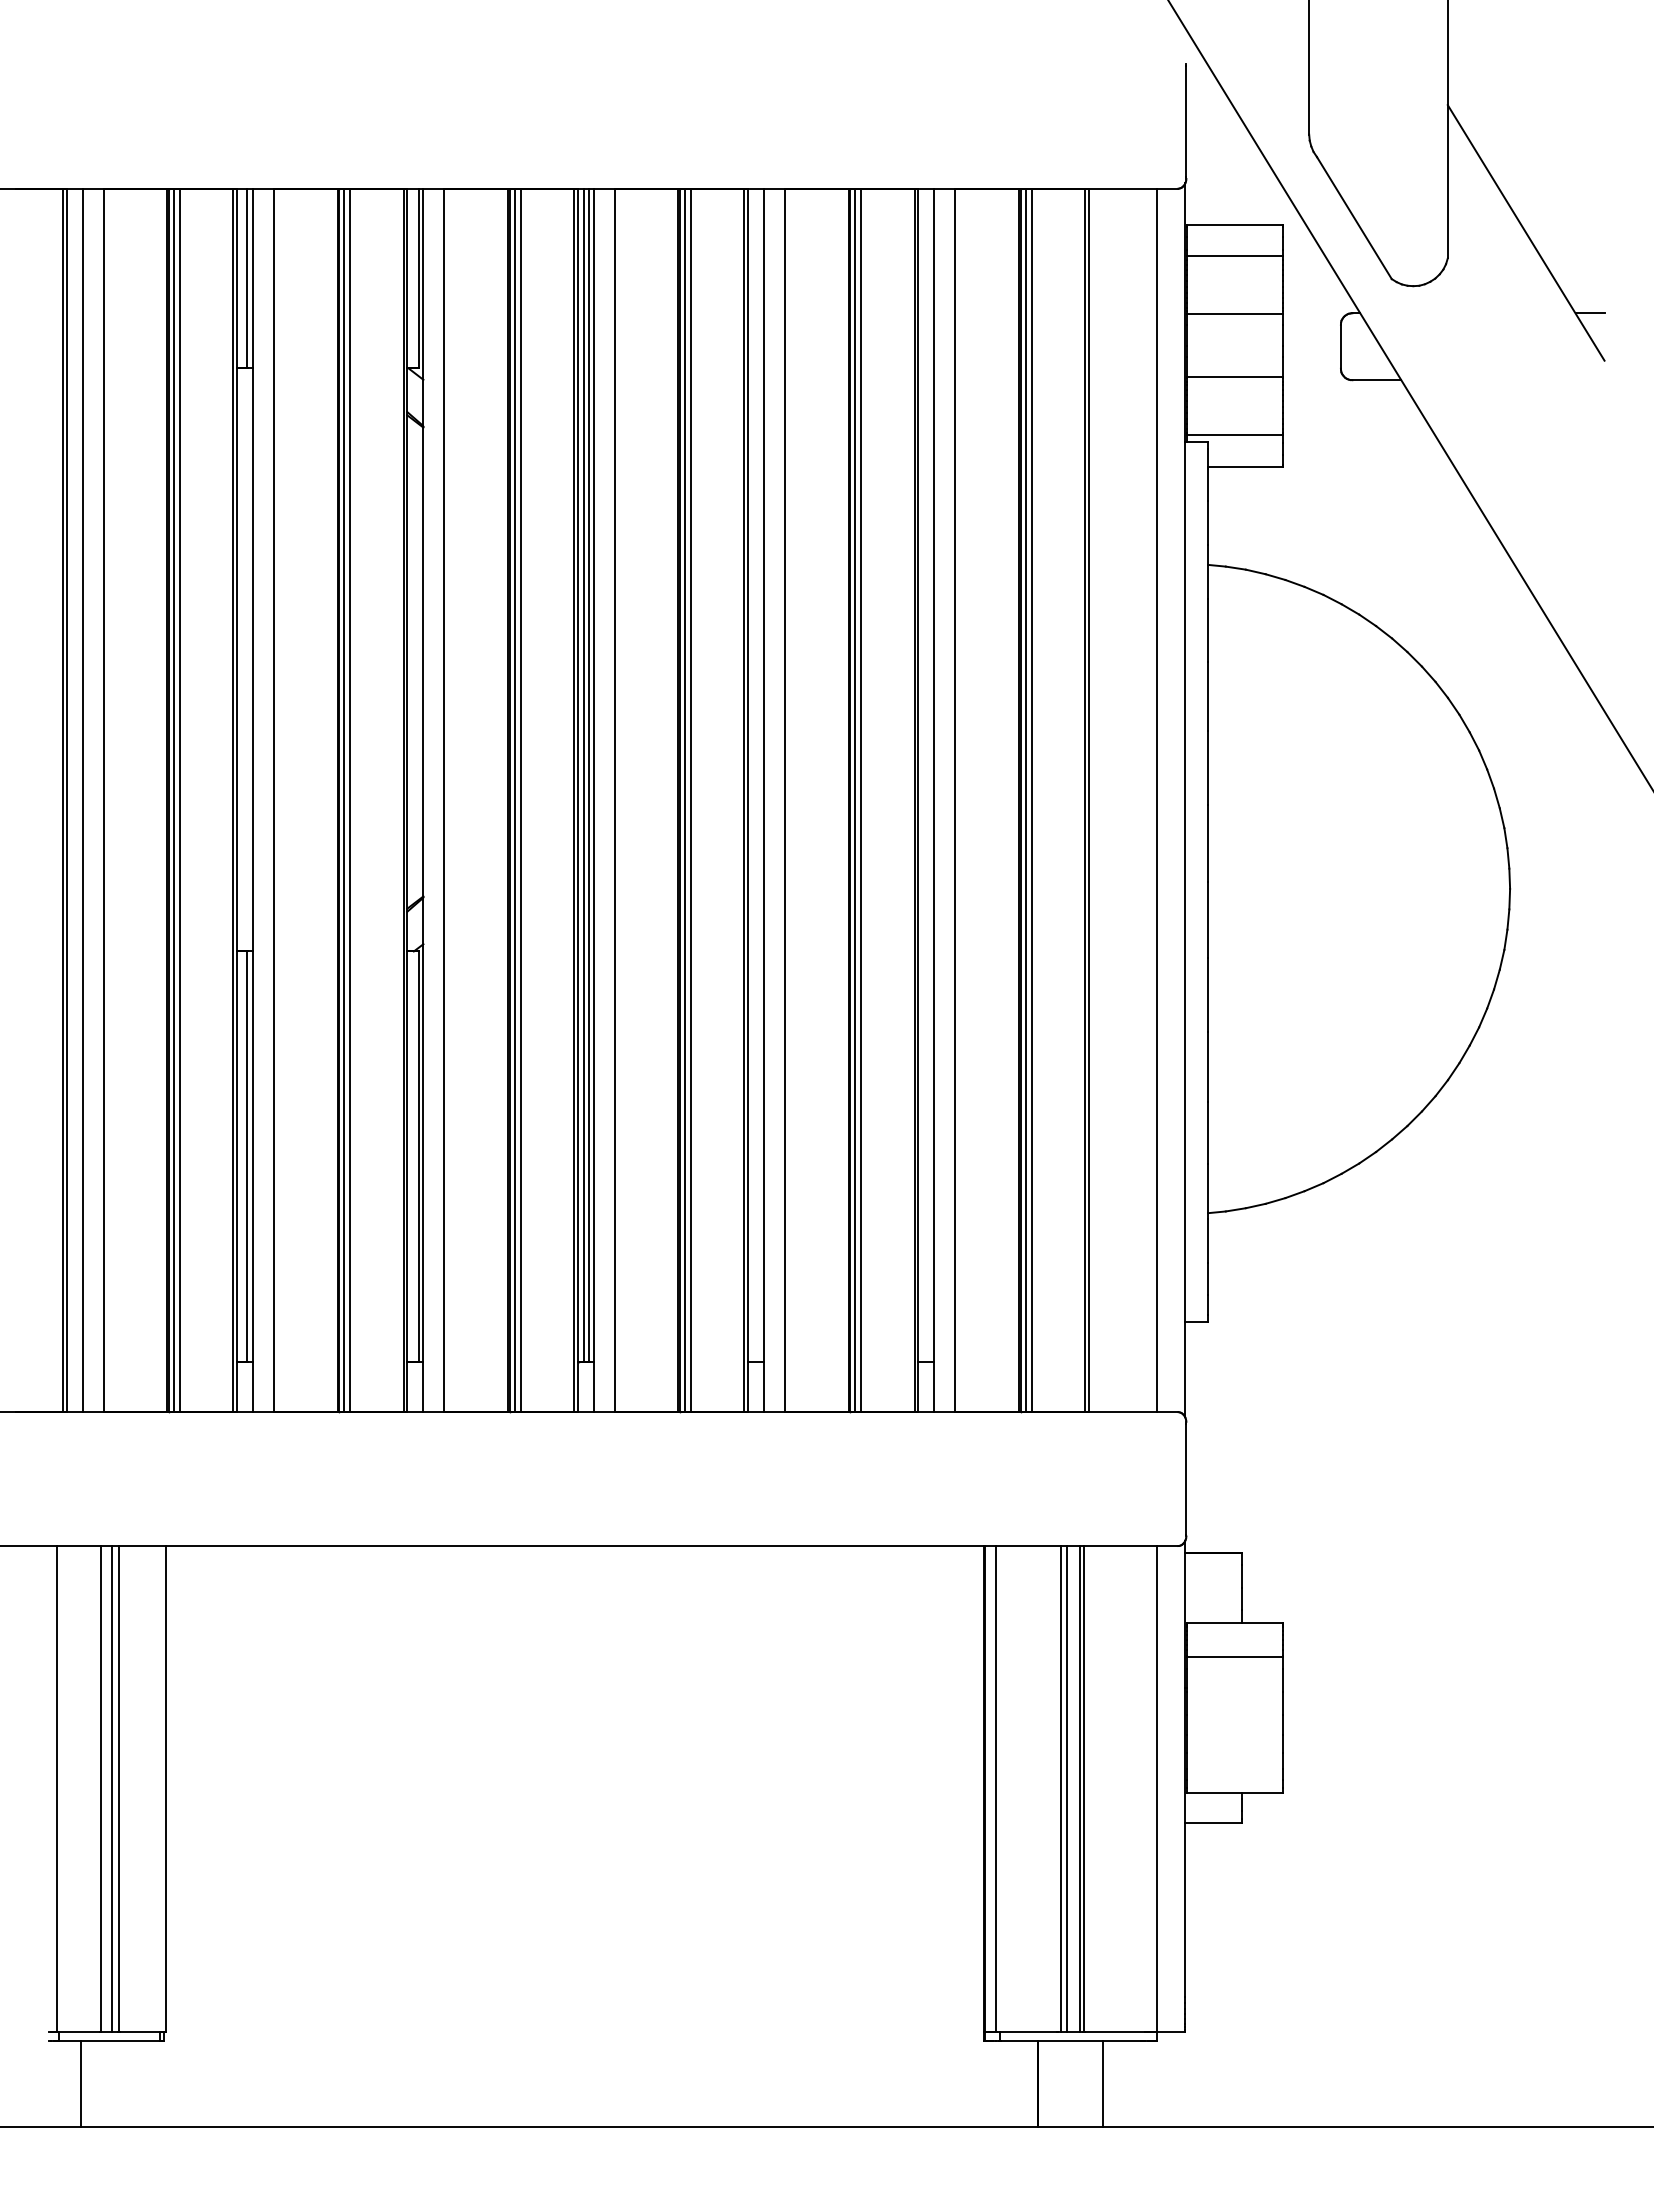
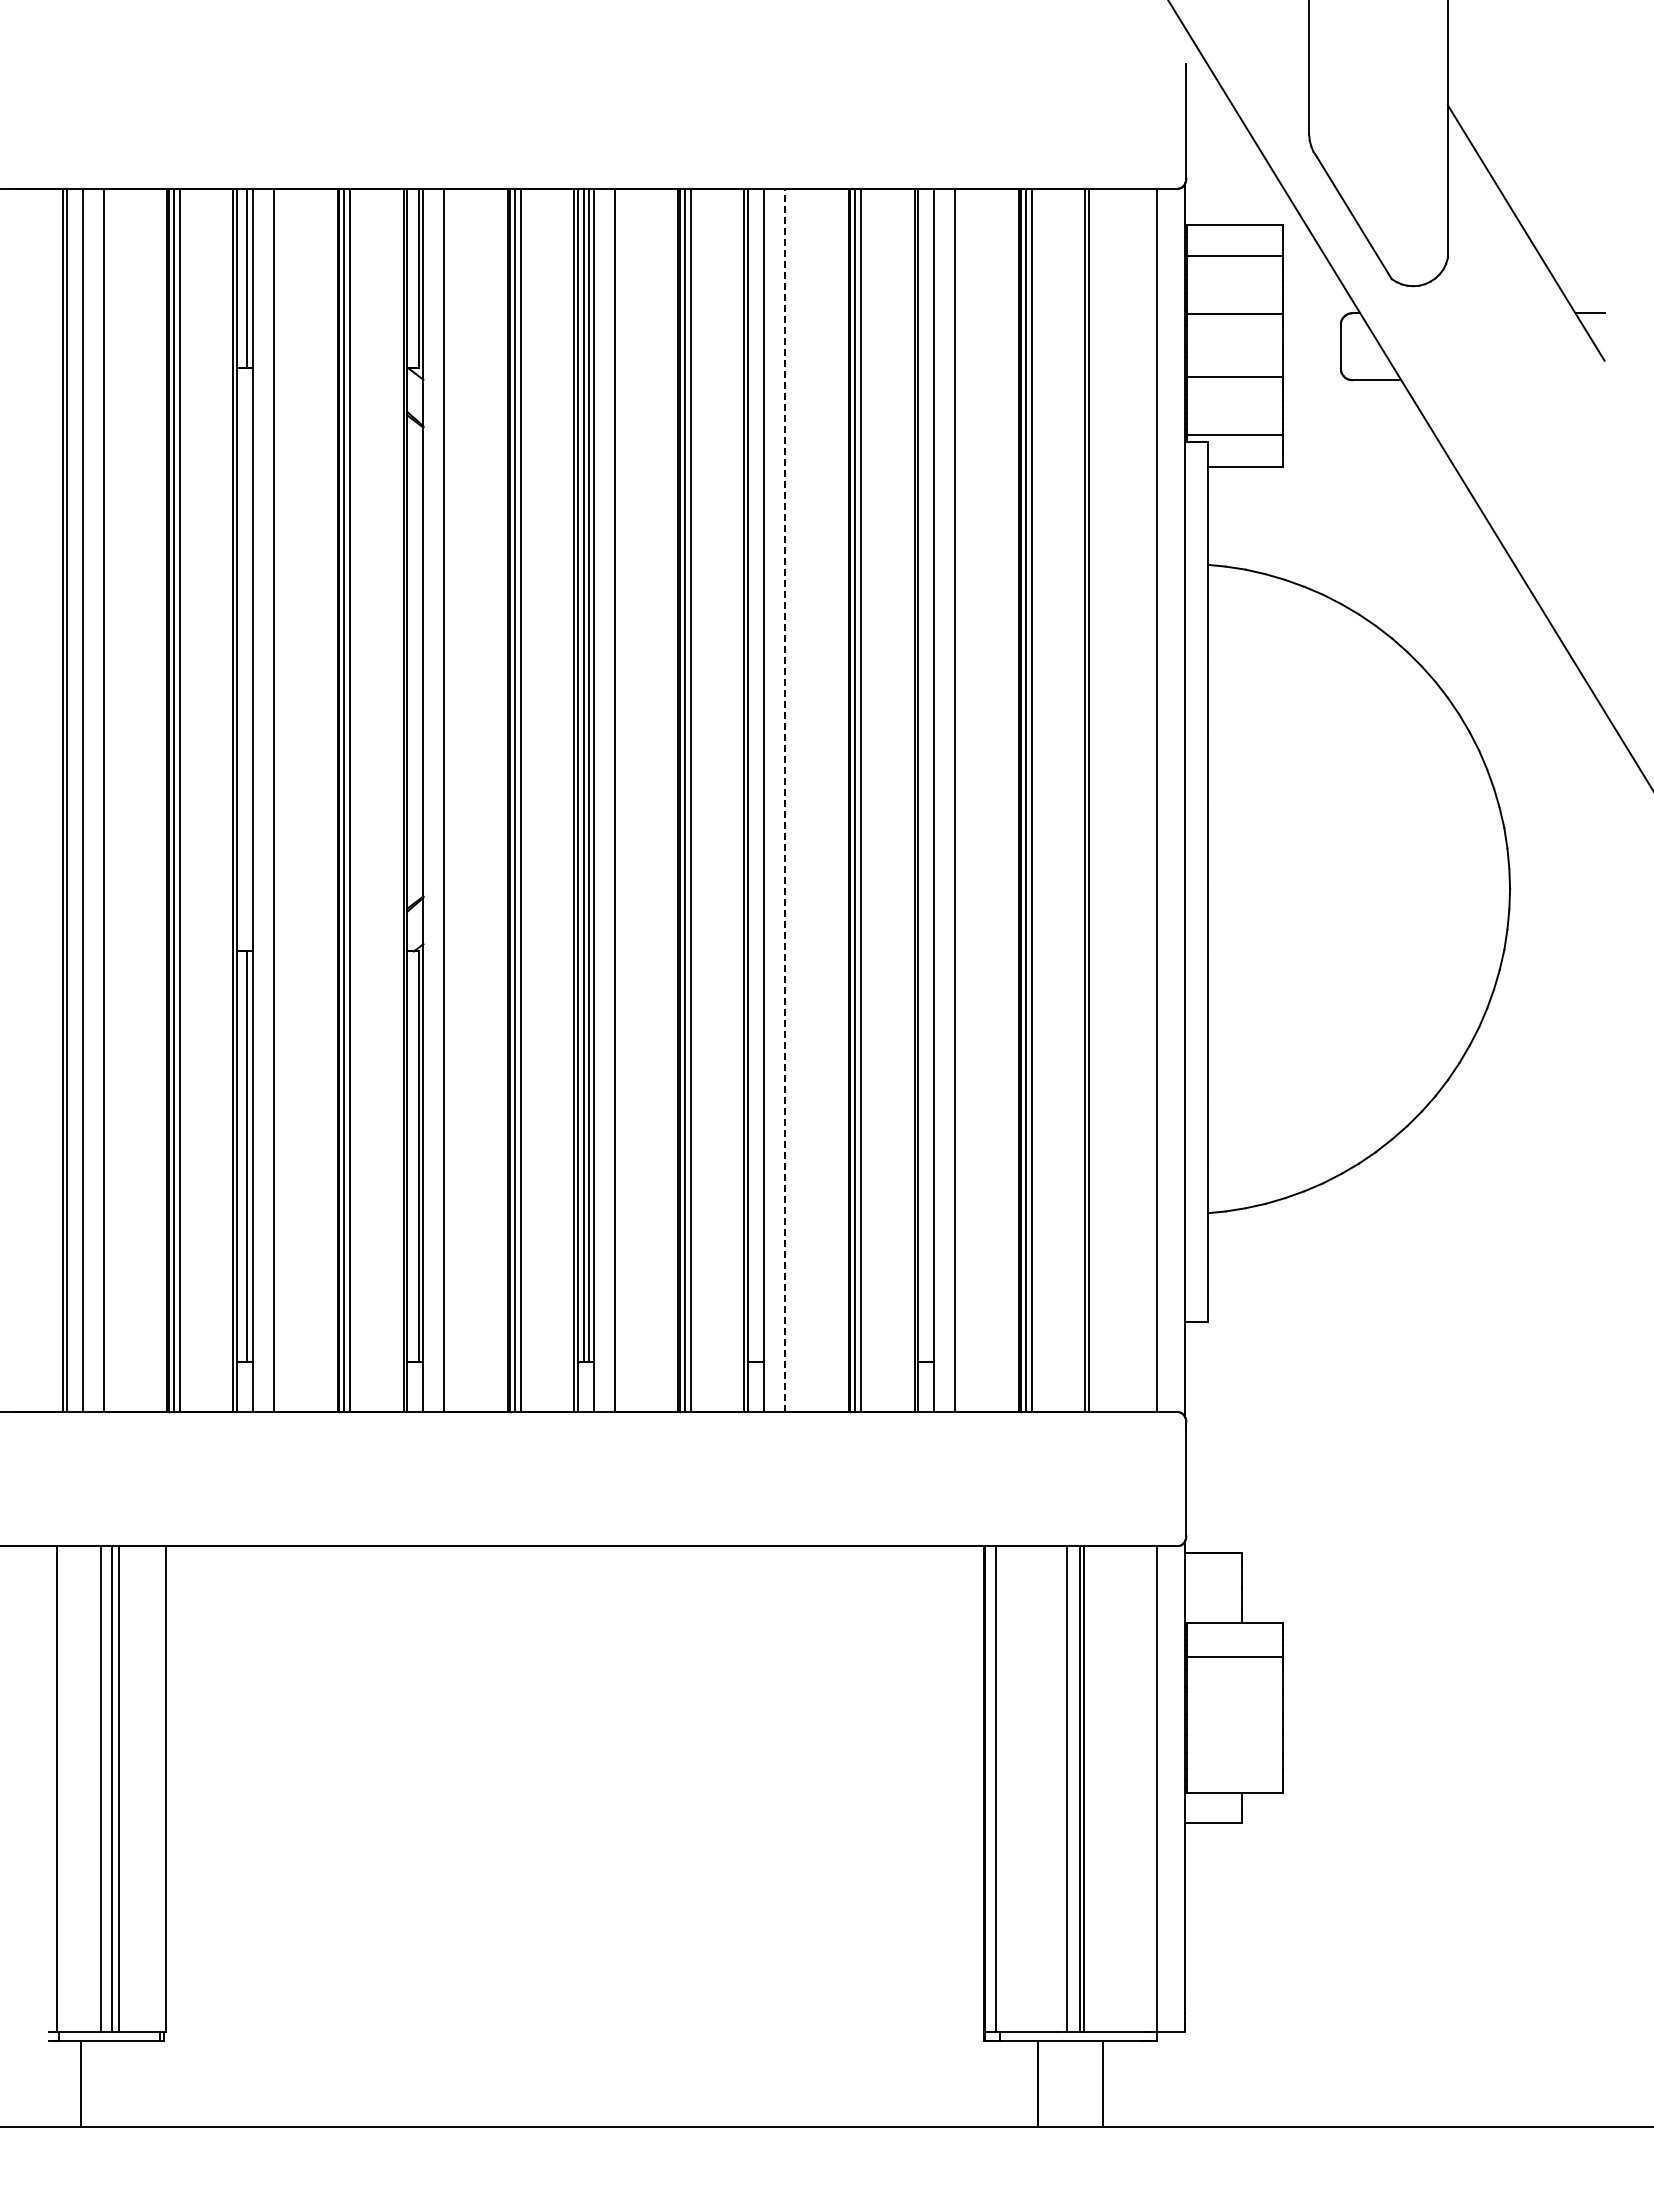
line: solid -> dashed (784, 800)
line: present -> none (1061, 1788)
